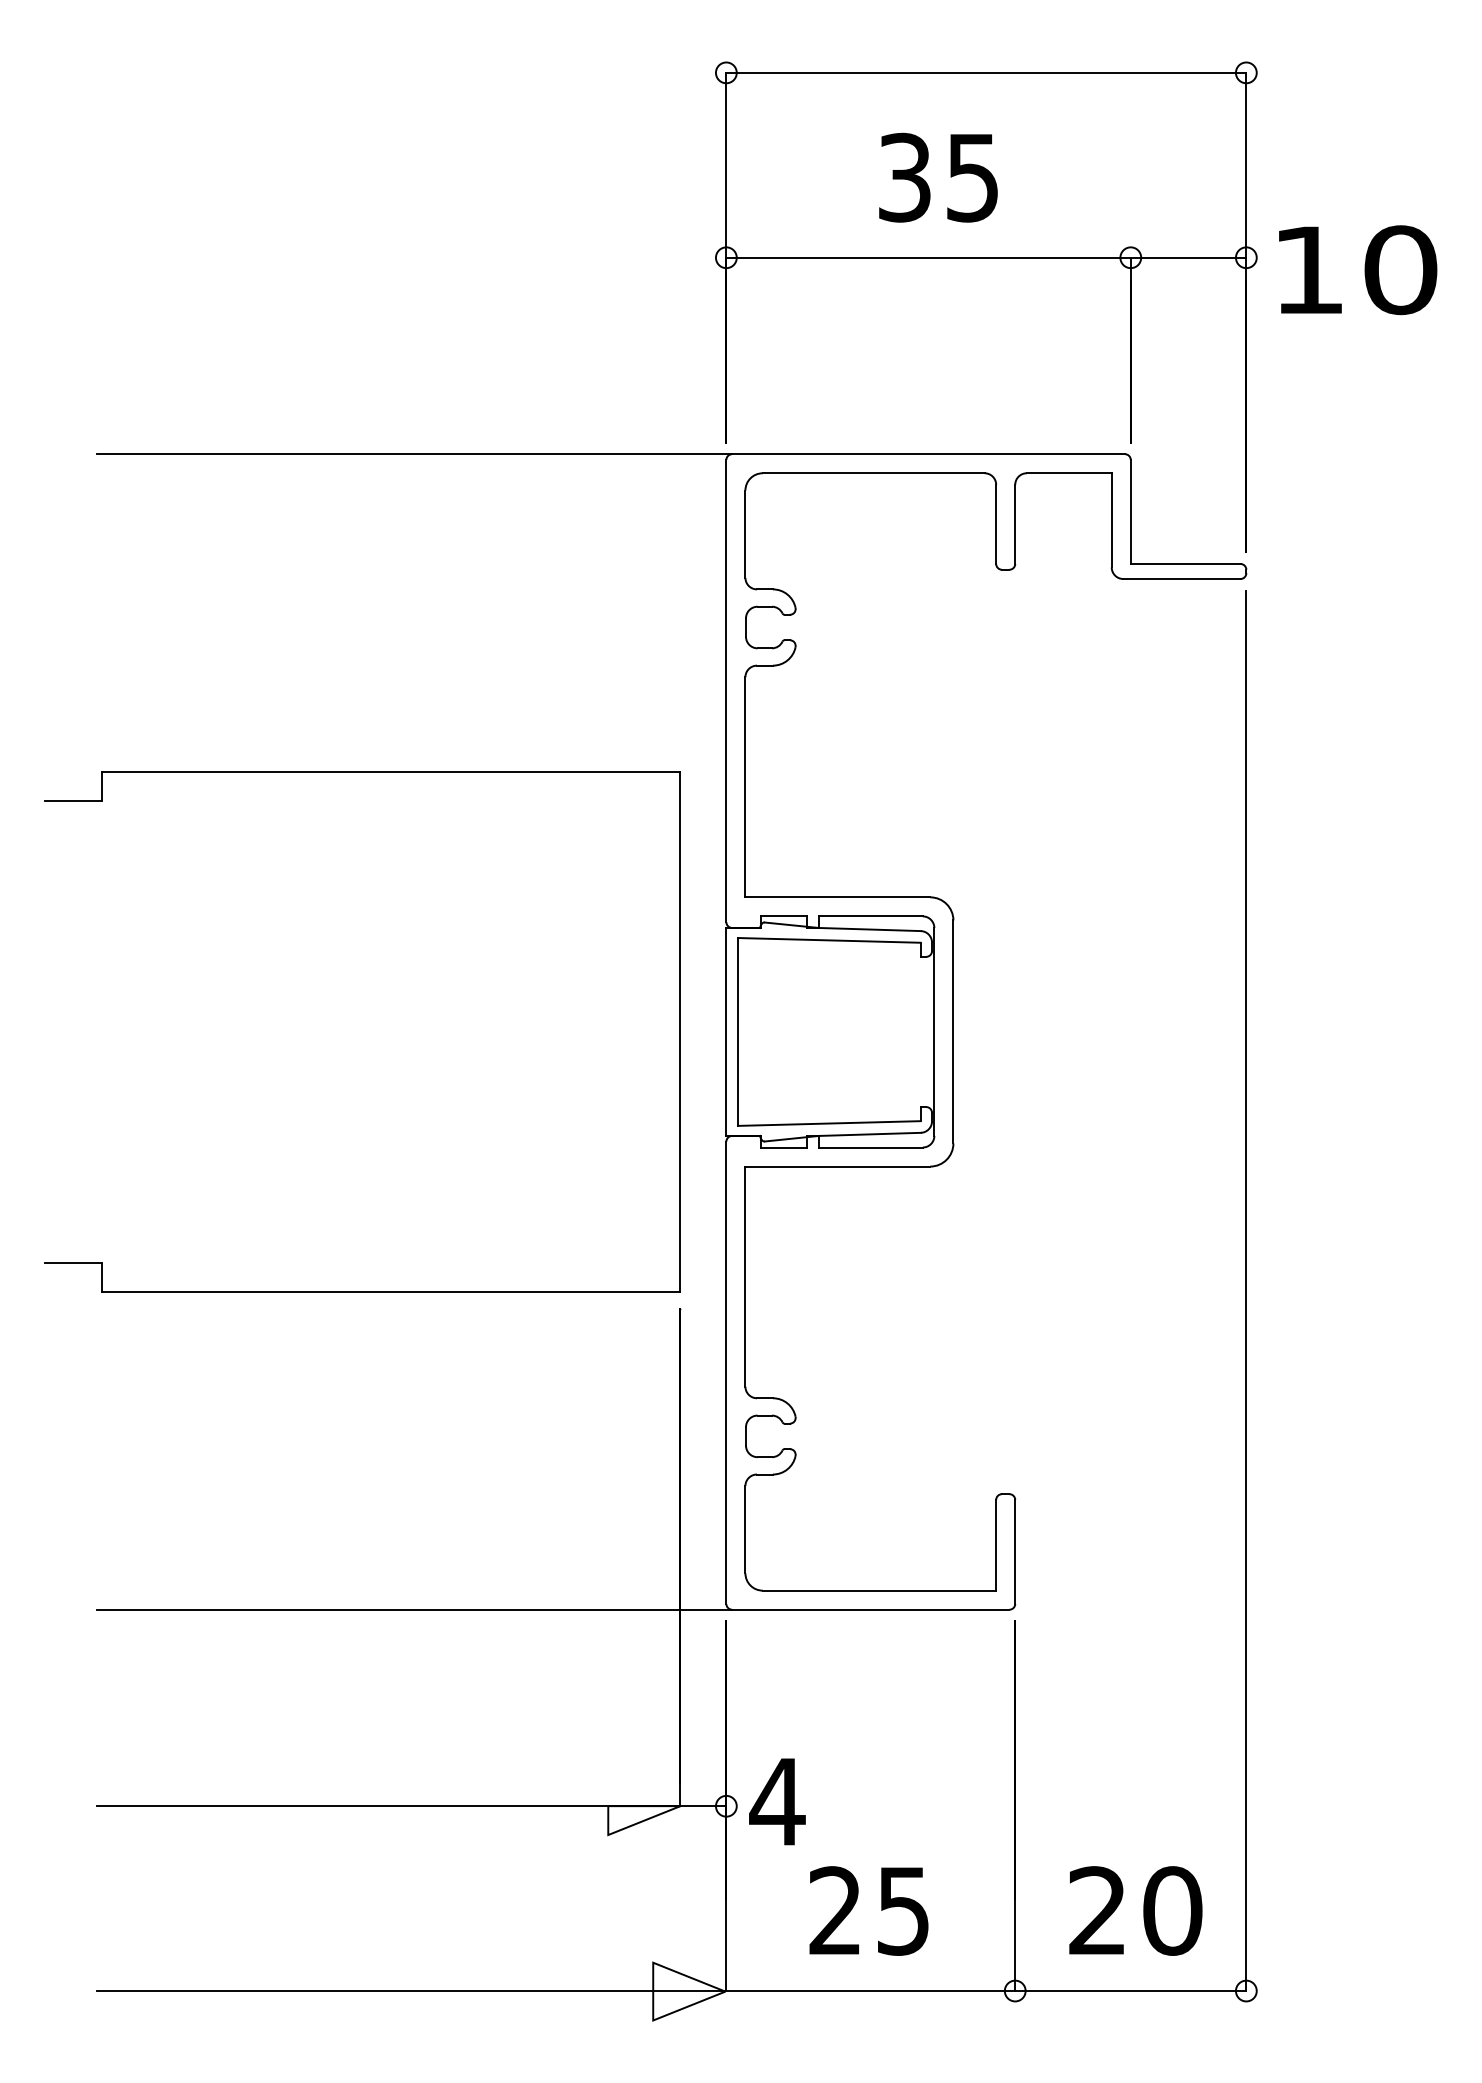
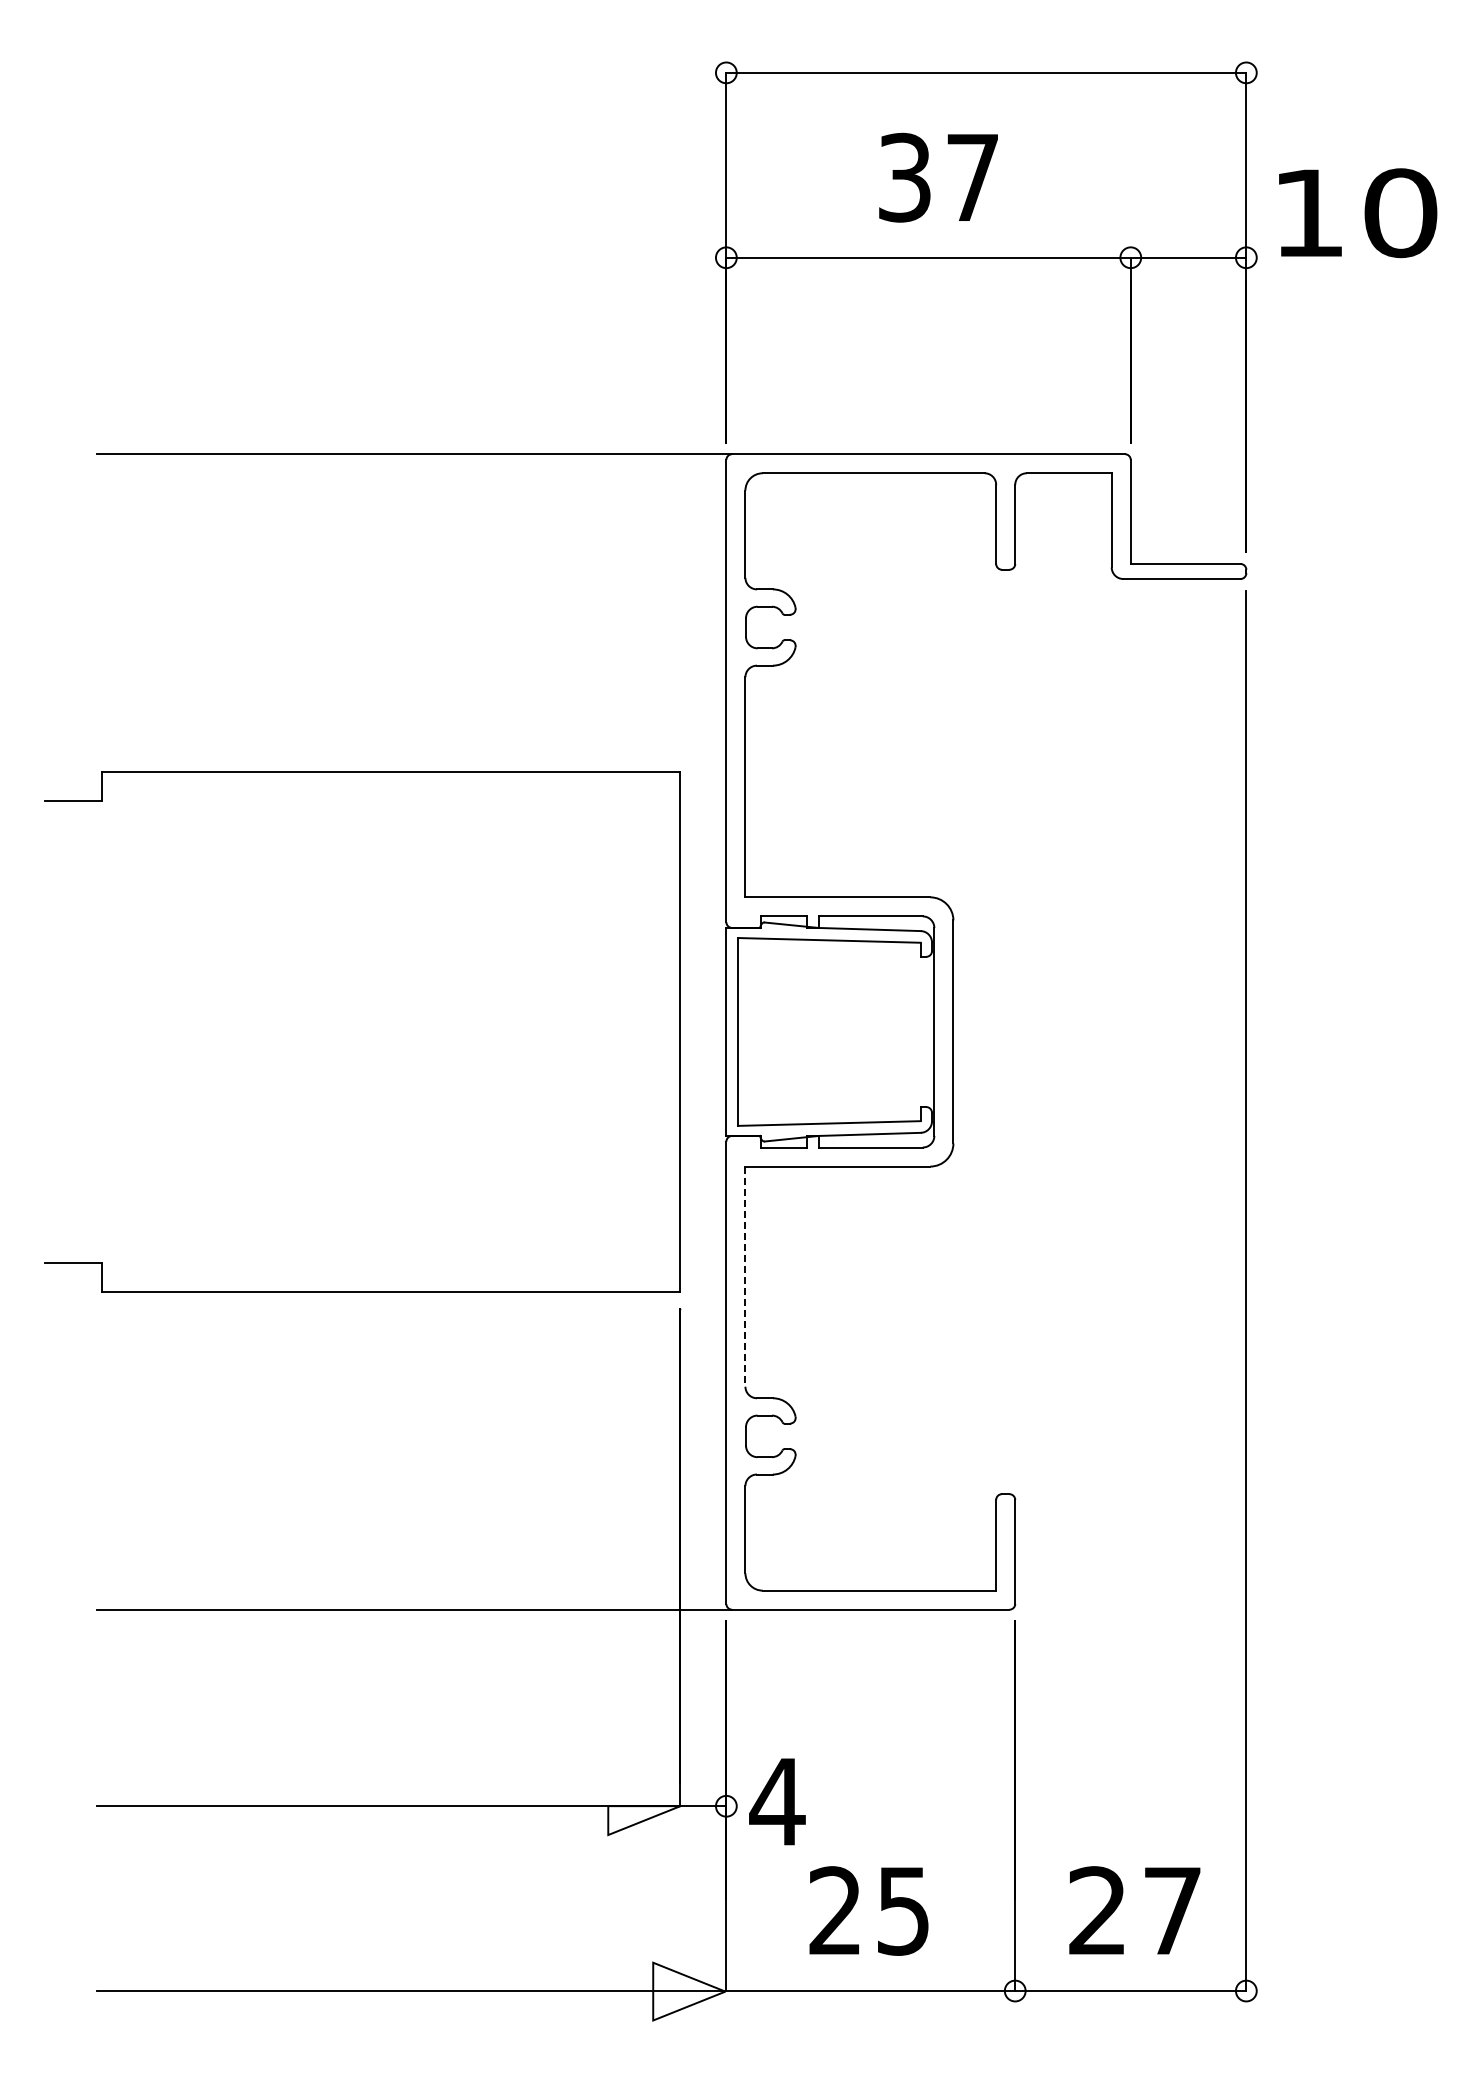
text: 35 -> 37 (972, 178)
text position: (1358, 270) -> (1358, 213) (1358, 213)
line: solid -> dashed (745, 1277)
text: 20 -> 27 (1172, 1910)
